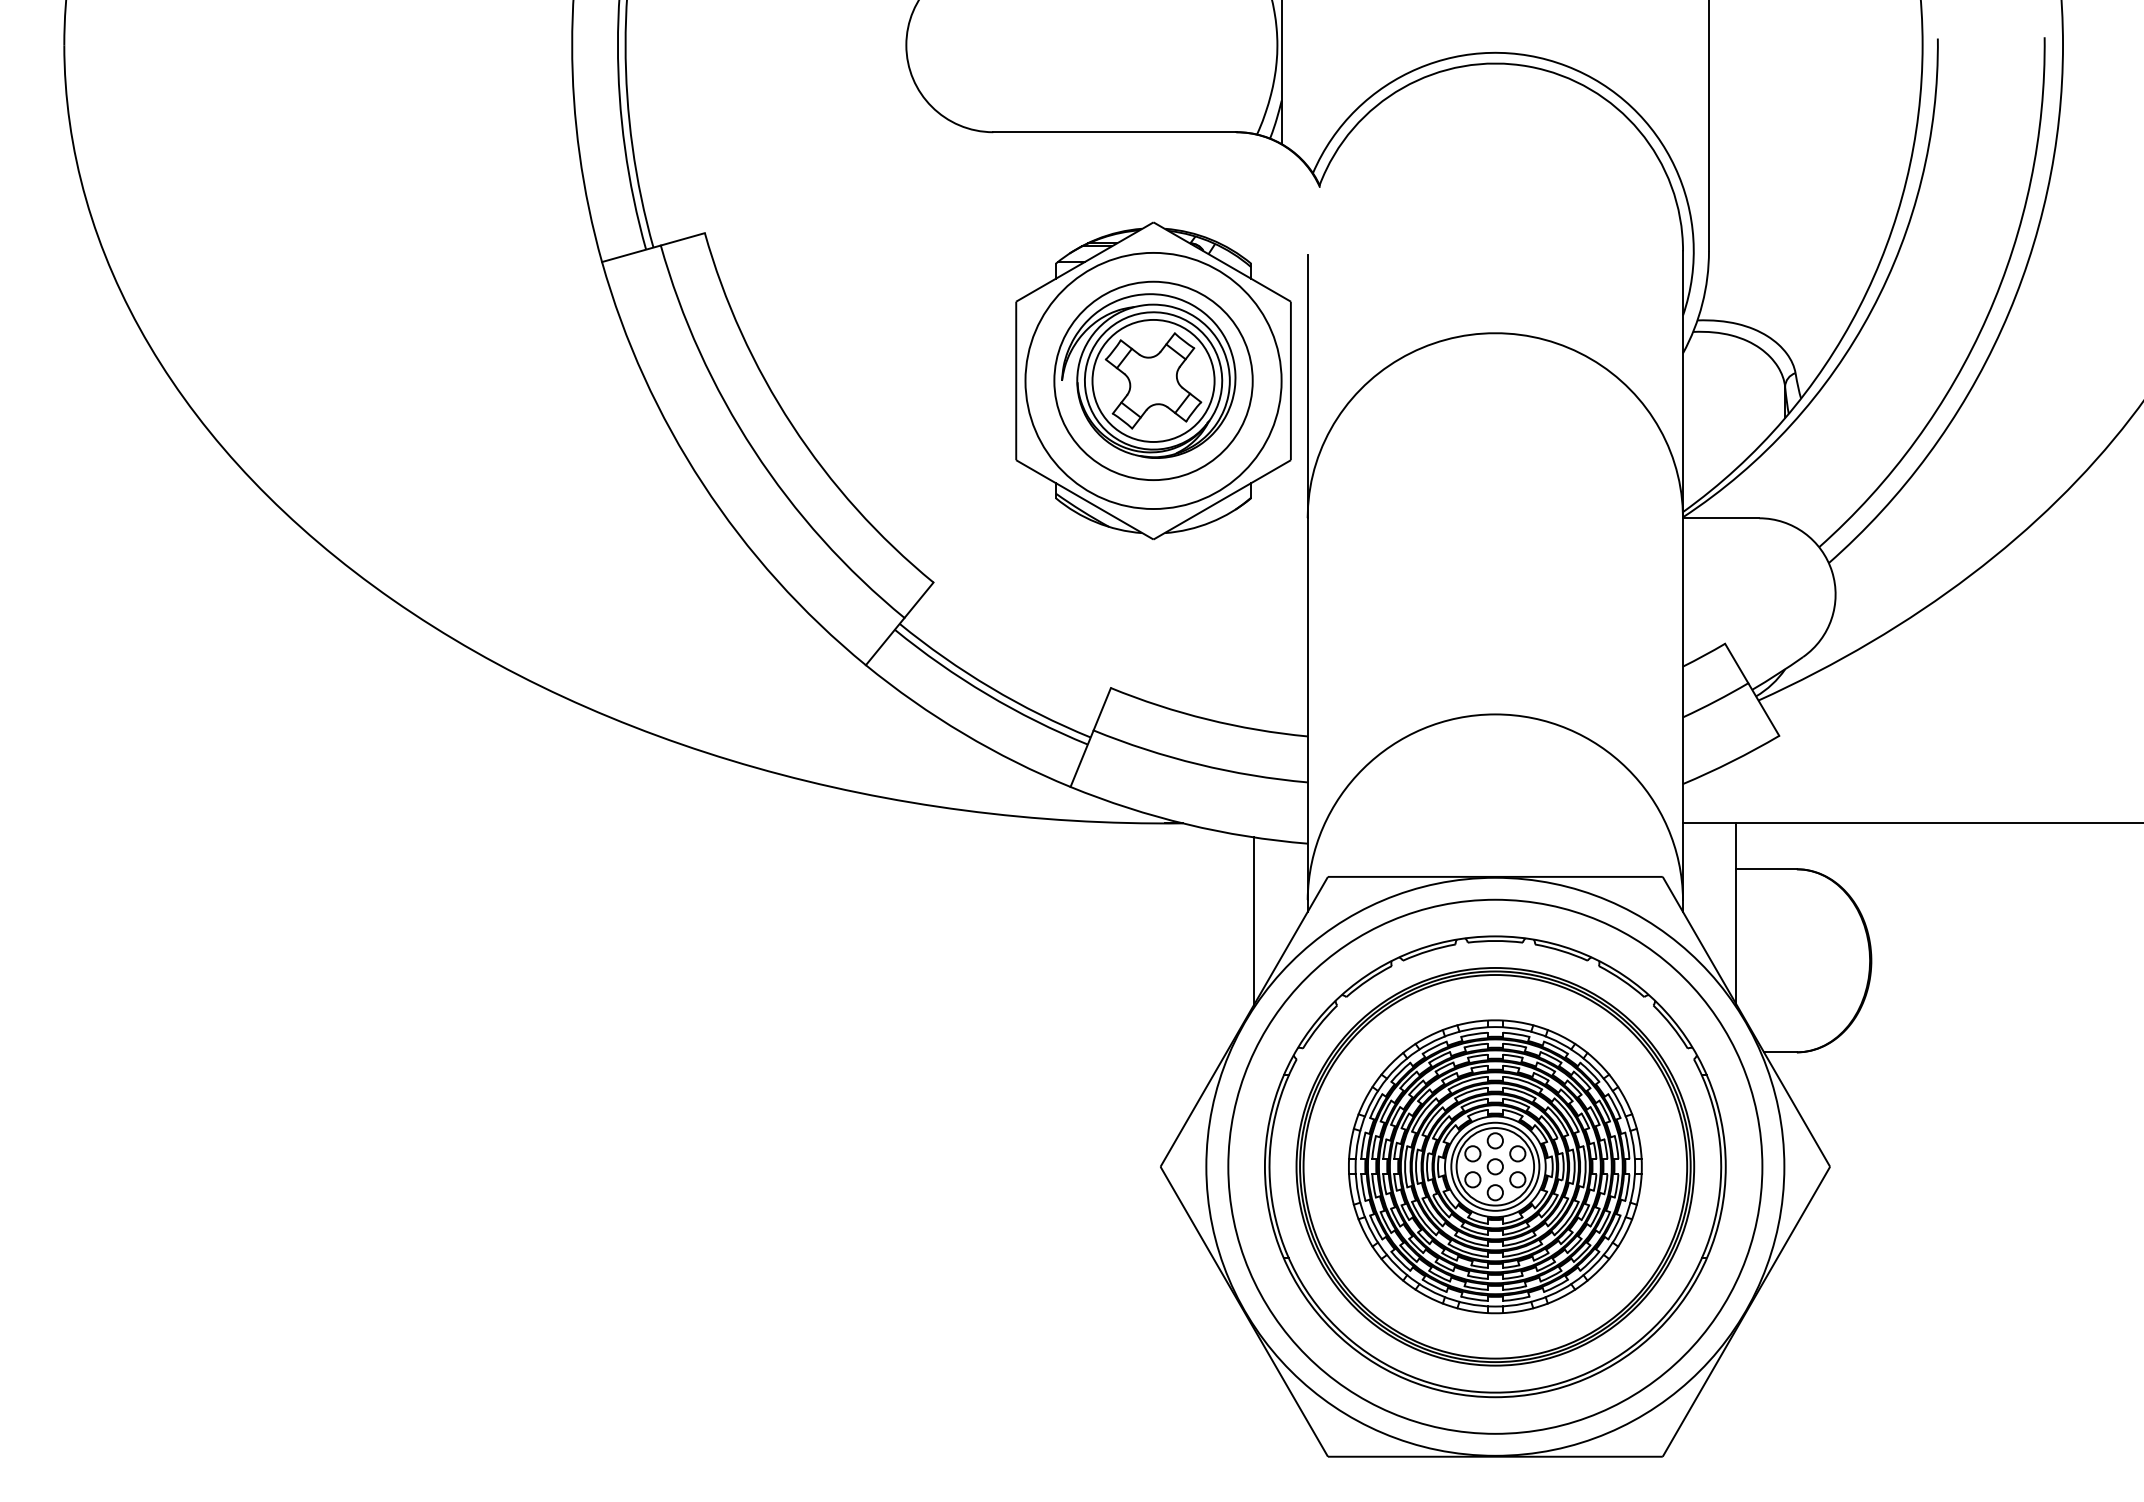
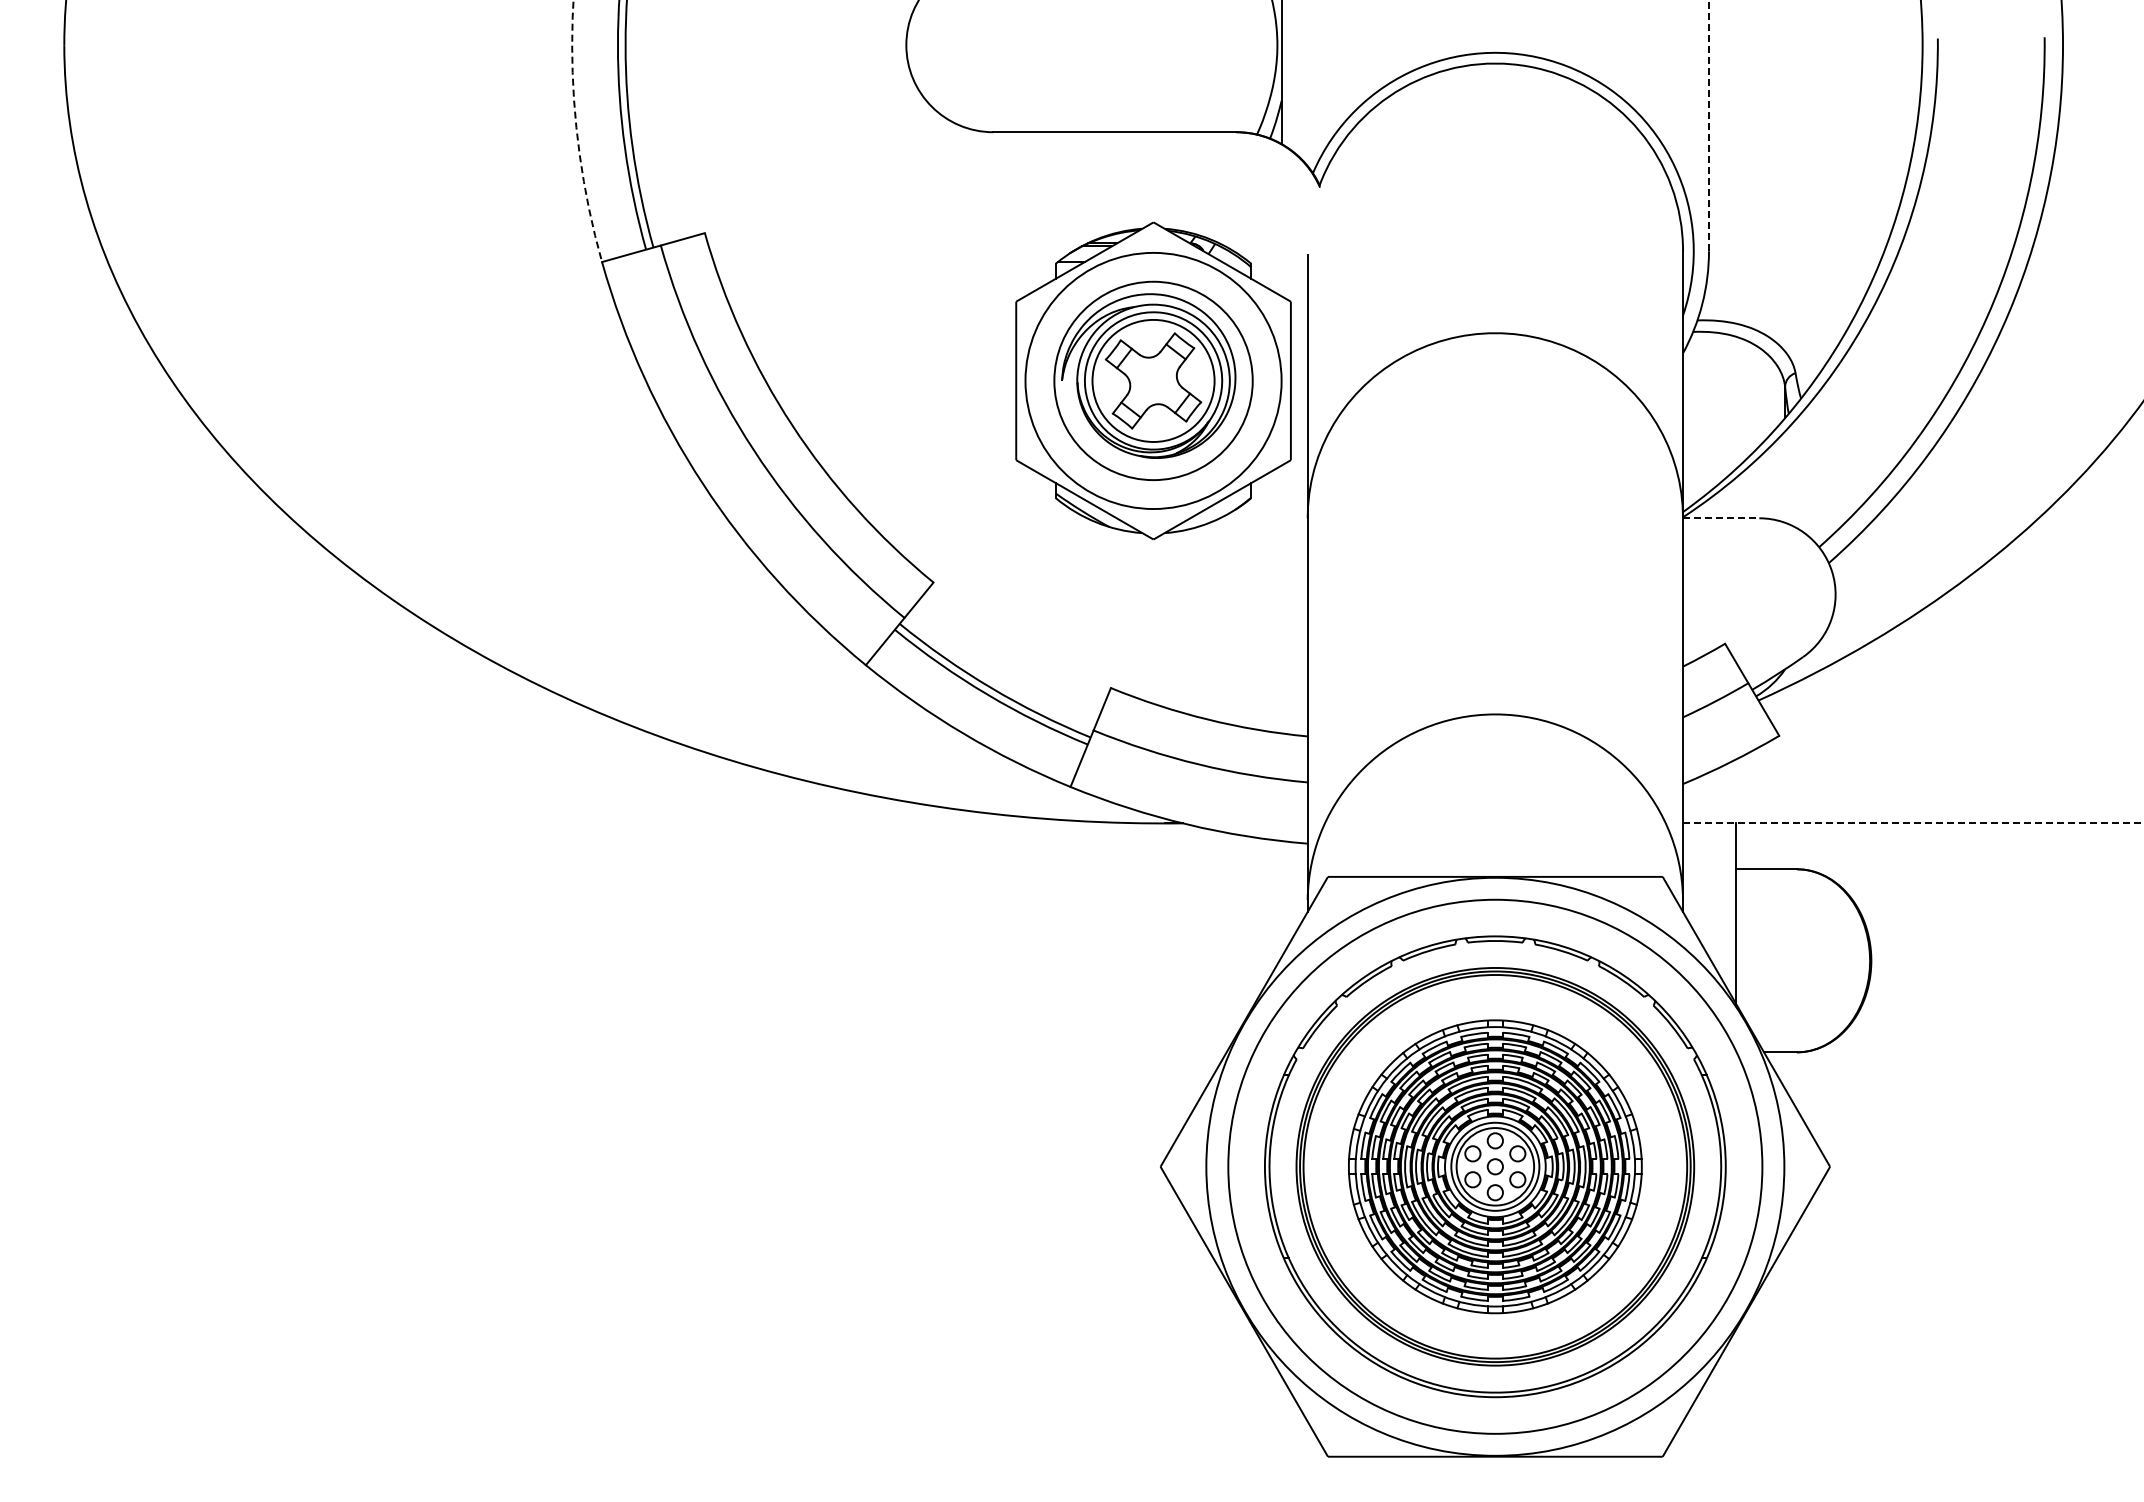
line: solid -> dashed (1708, 125)
arc: solid -> dashed (576, 132)
line: solid -> dashed (1721, 518)
line: solid -> dashed (1913, 823)
line: present -> none (1254, 920)
